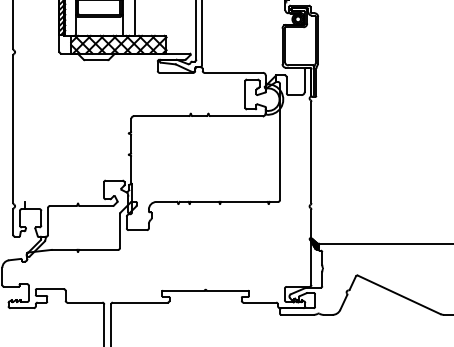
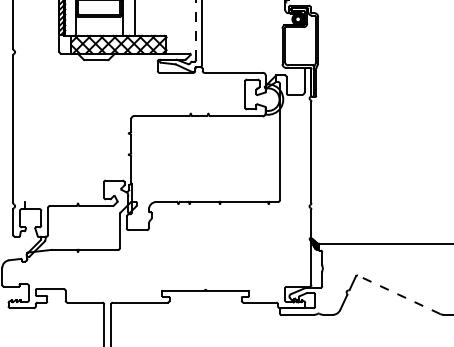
line: solid -> dashed (196, 29)
line: solid -> dashed (399, 294)
